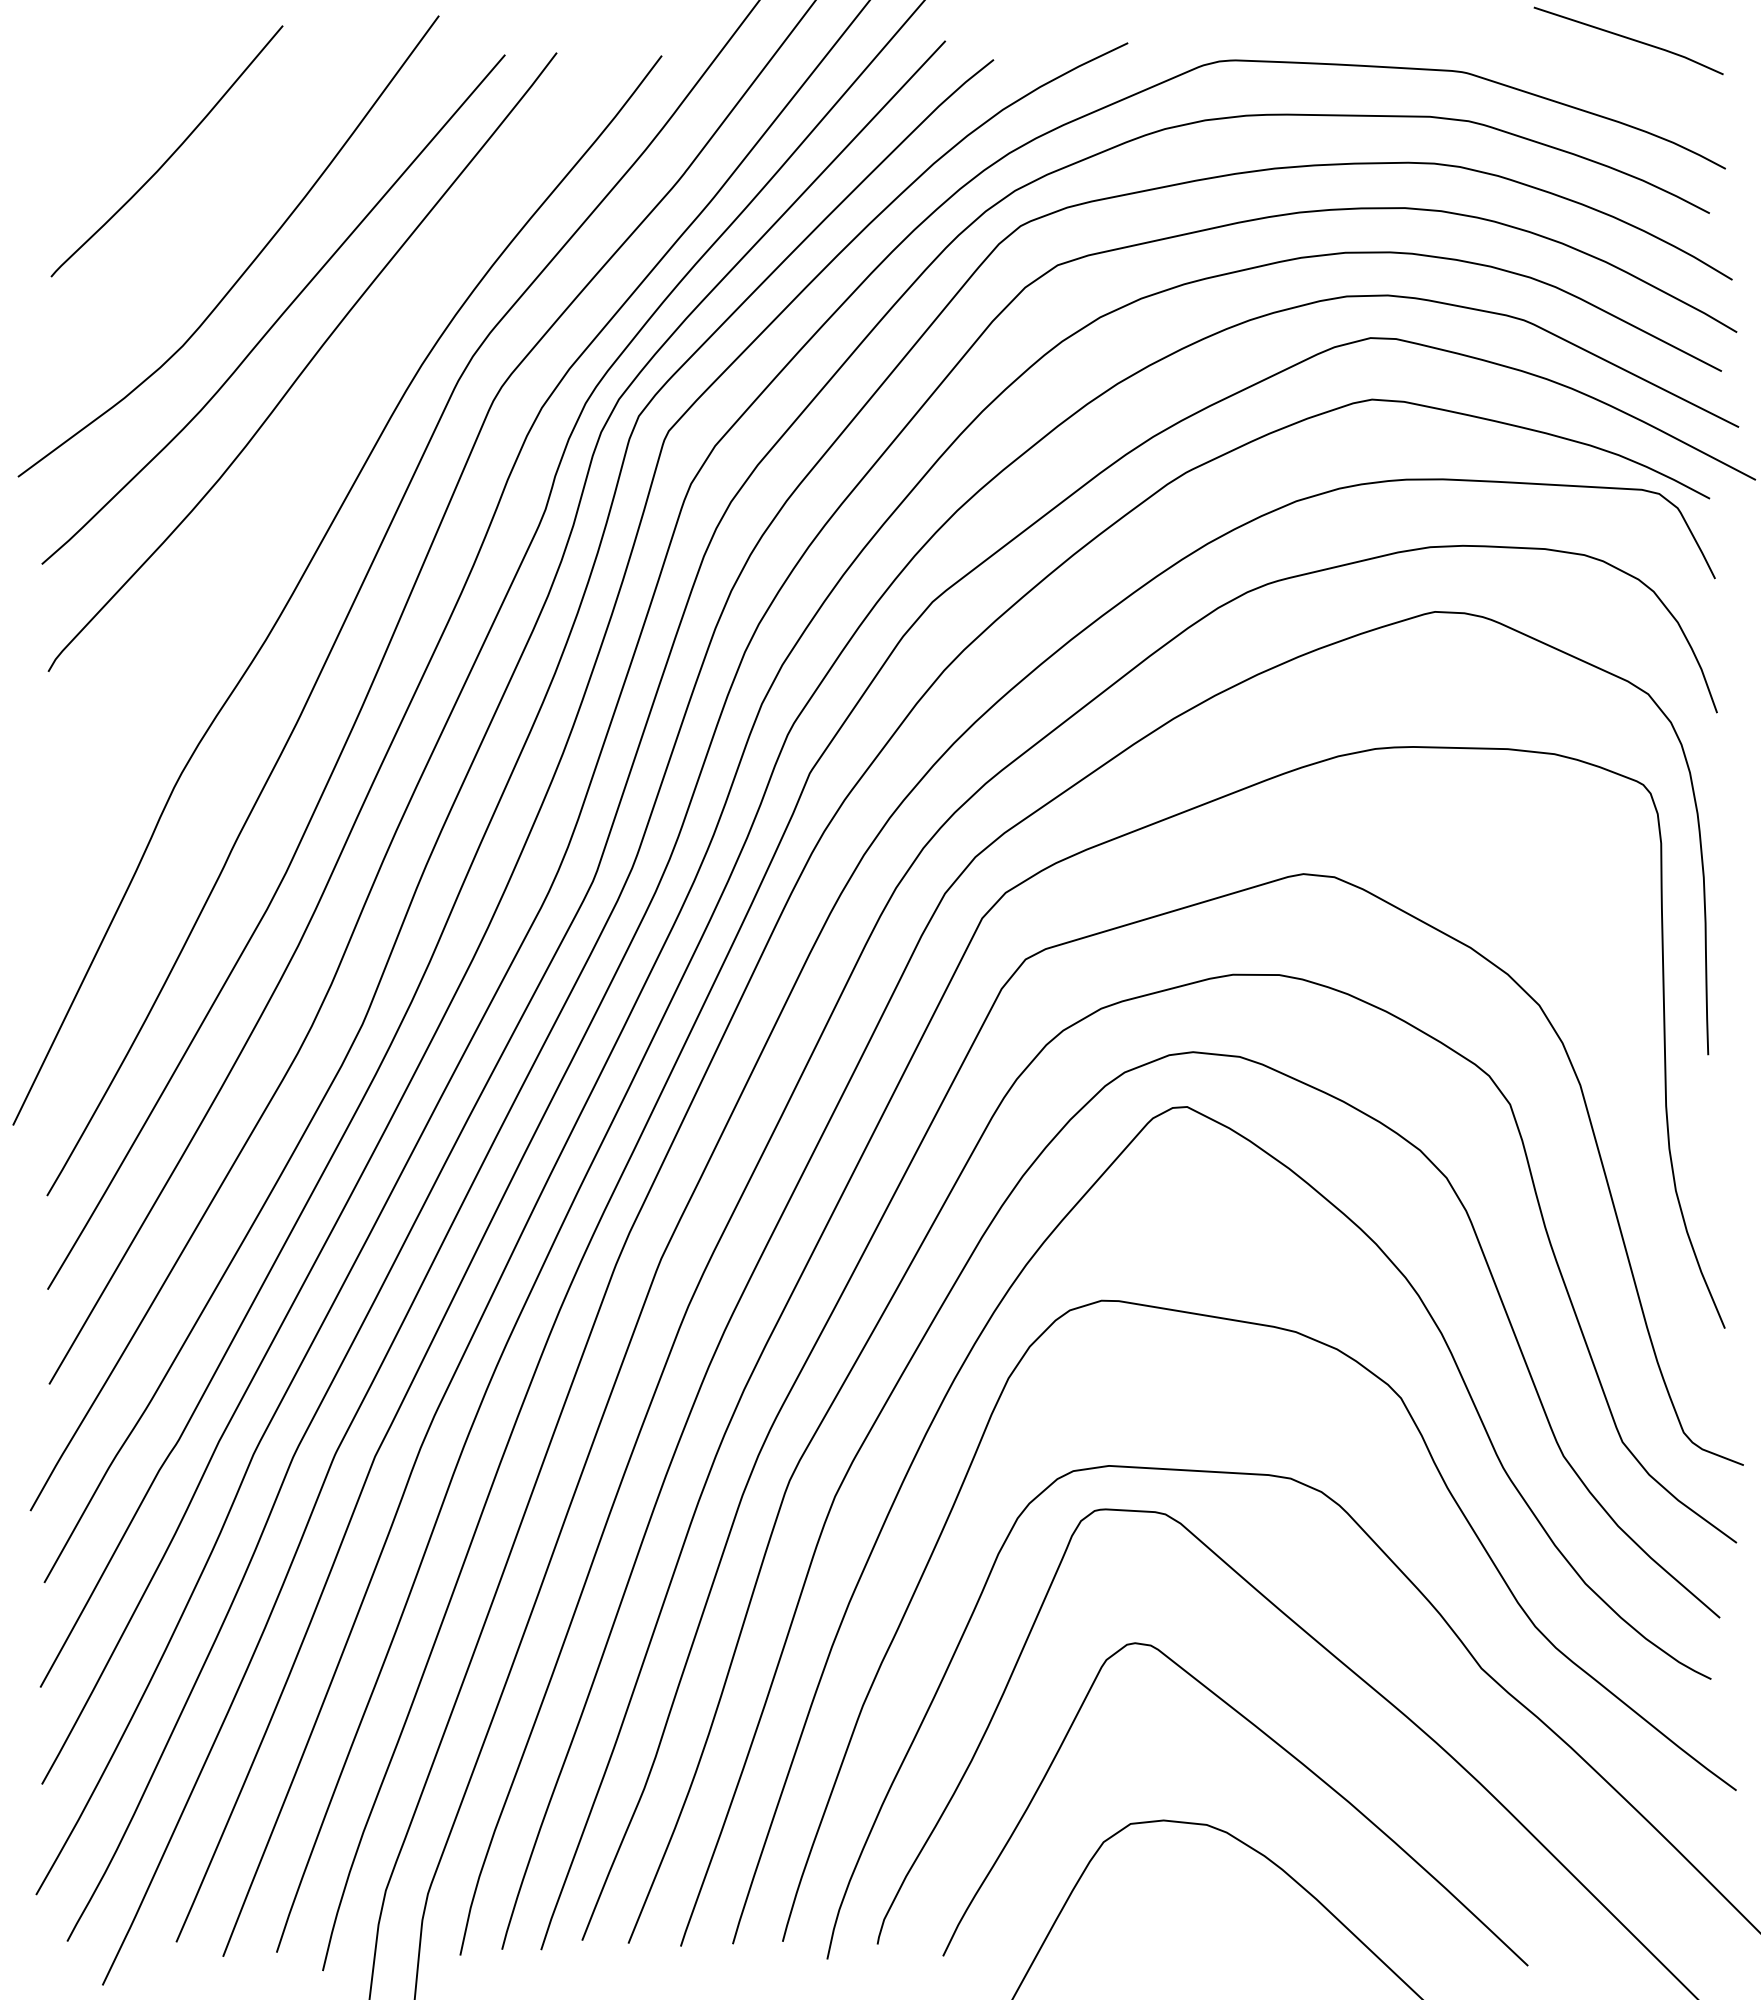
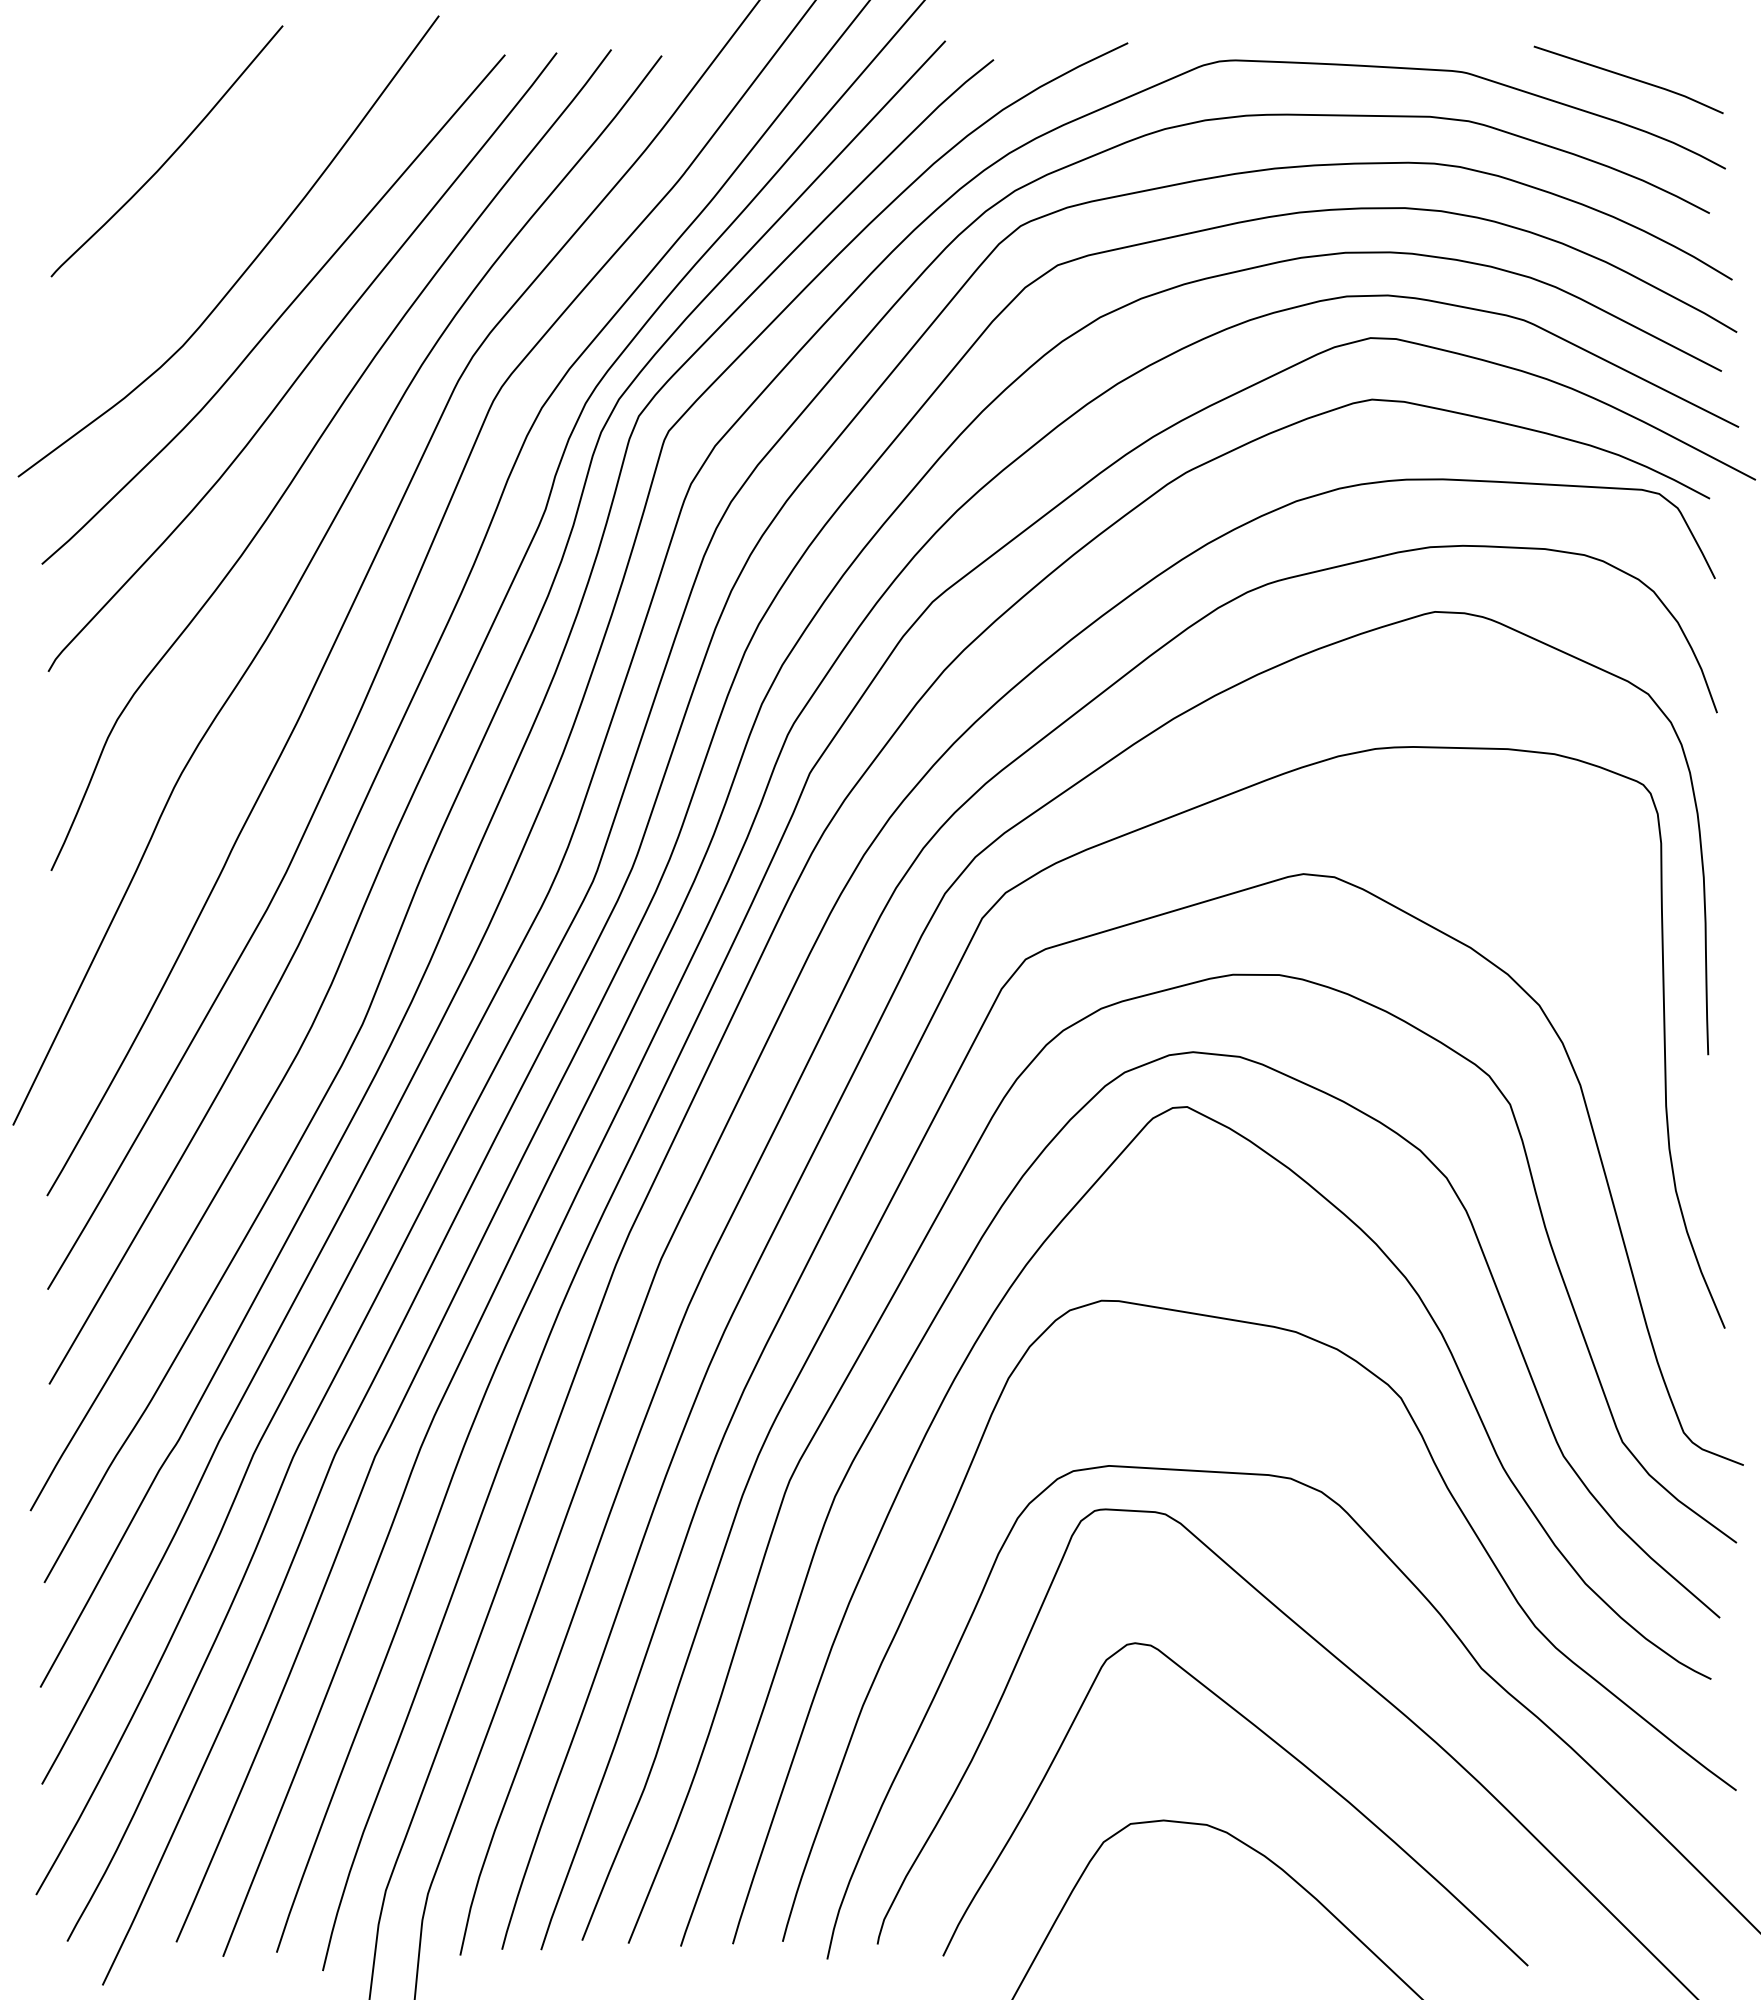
line position: (1628, 39) -> (1628, 78) (1628, 78)
curve: none -> present (313, 450)
